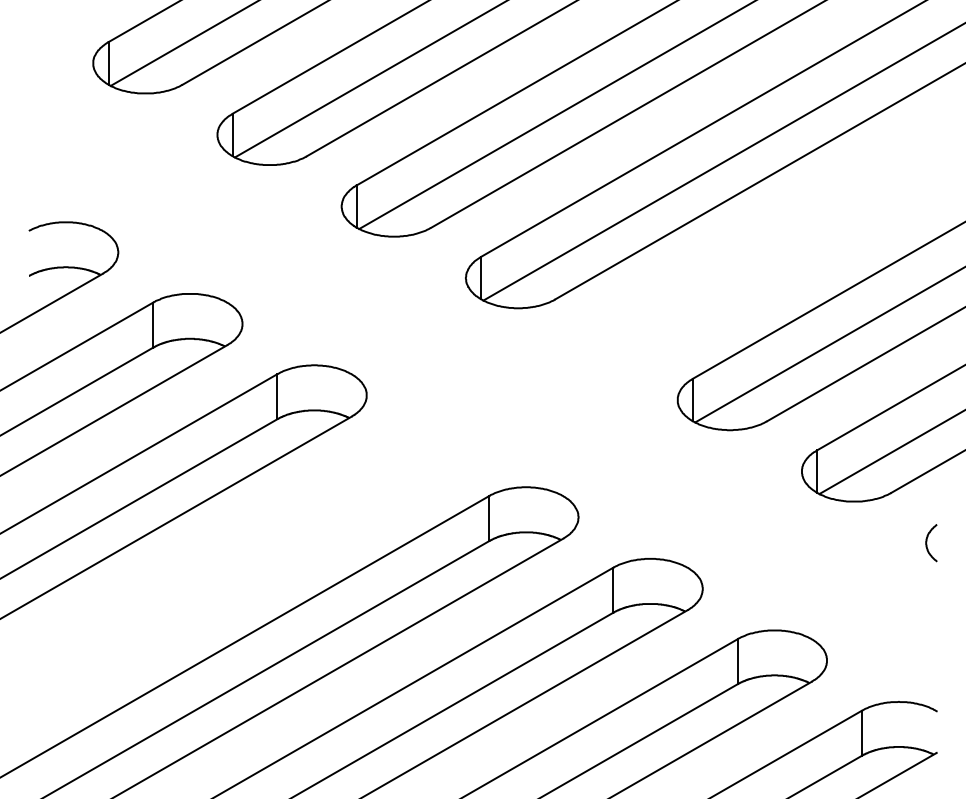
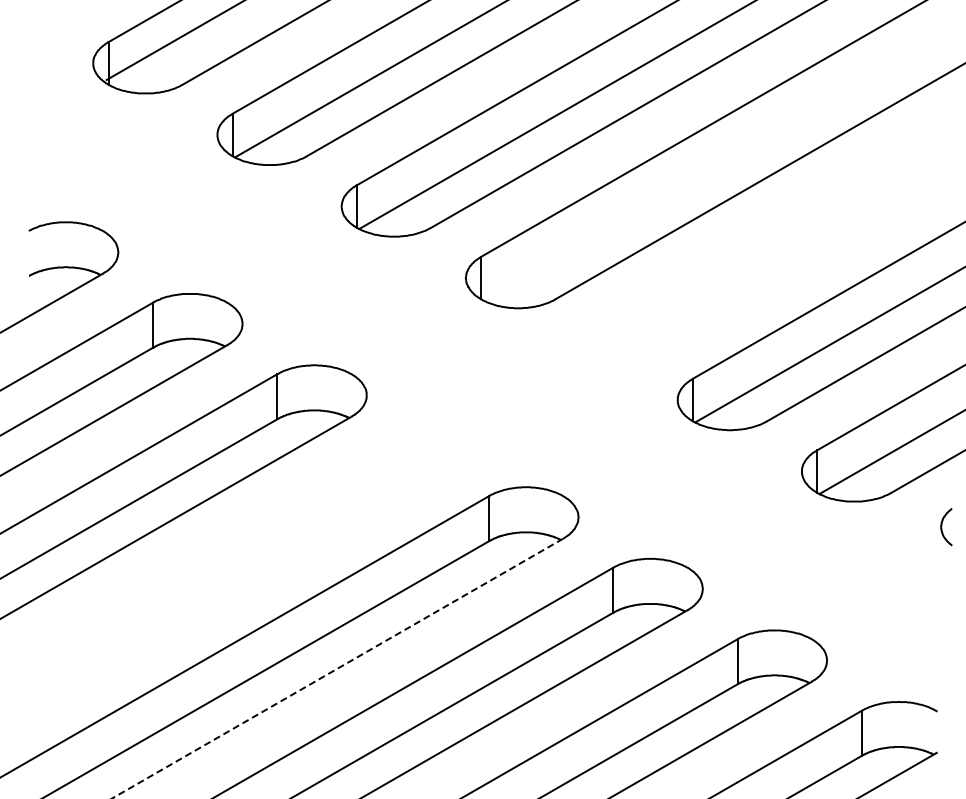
line position: (183, 43) -> (174, 40) (174, 40)
line: present -> none (722, 162)
curve position: (927, 543) -> (942, 527) (942, 527)
line: solid -> dashed (337, 669)
